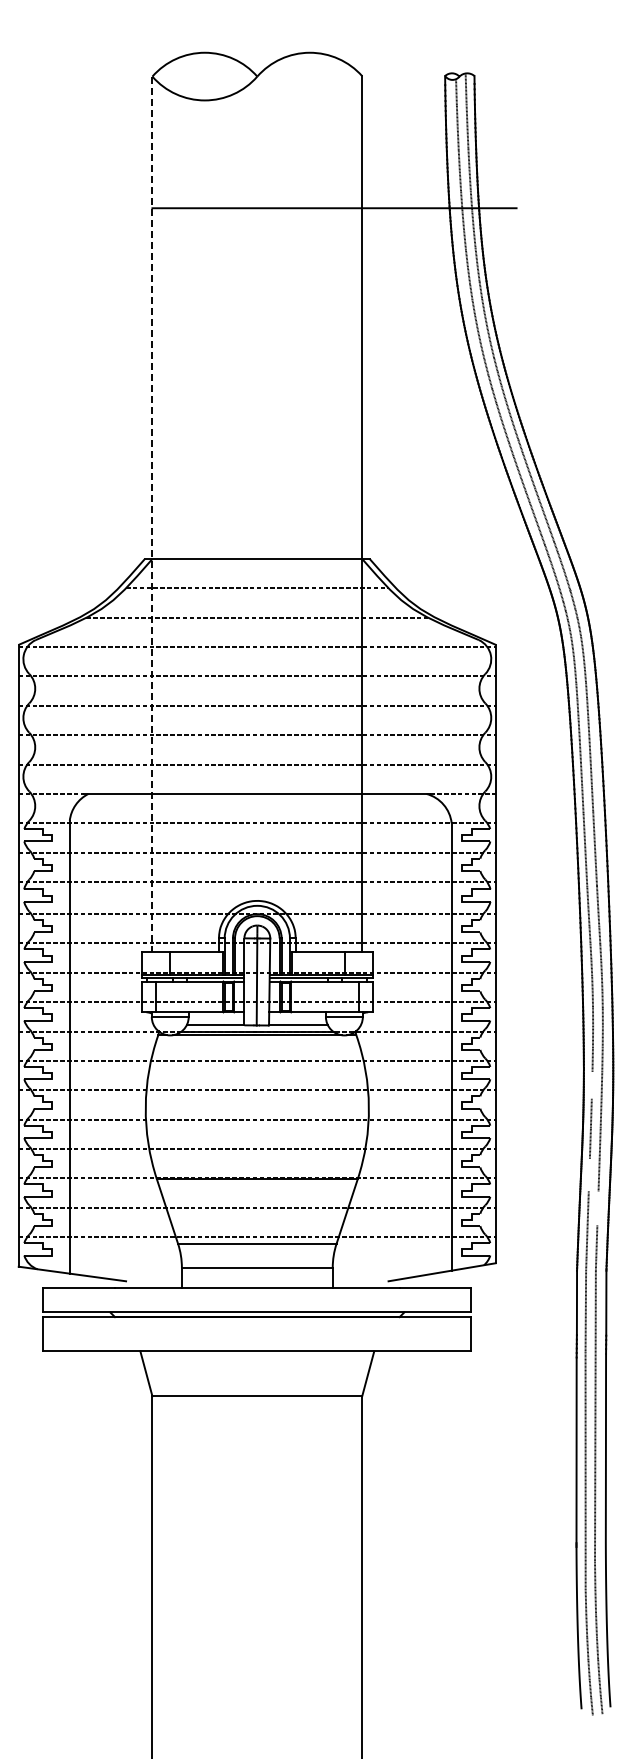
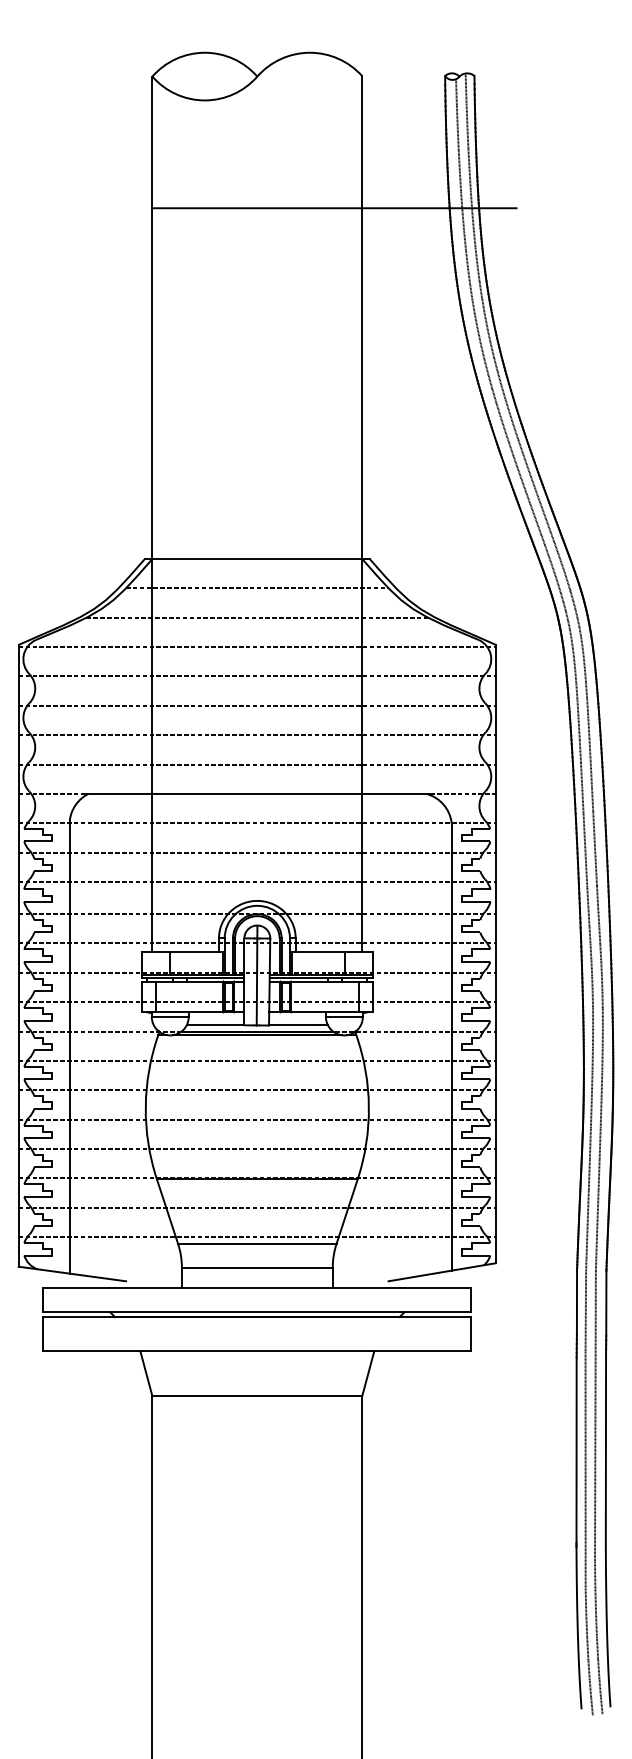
line: dashed -> solid (152, 514)
line: none -> present (591, 1084)
line: none -> present (588, 1174)
line: none -> present (597, 1208)
